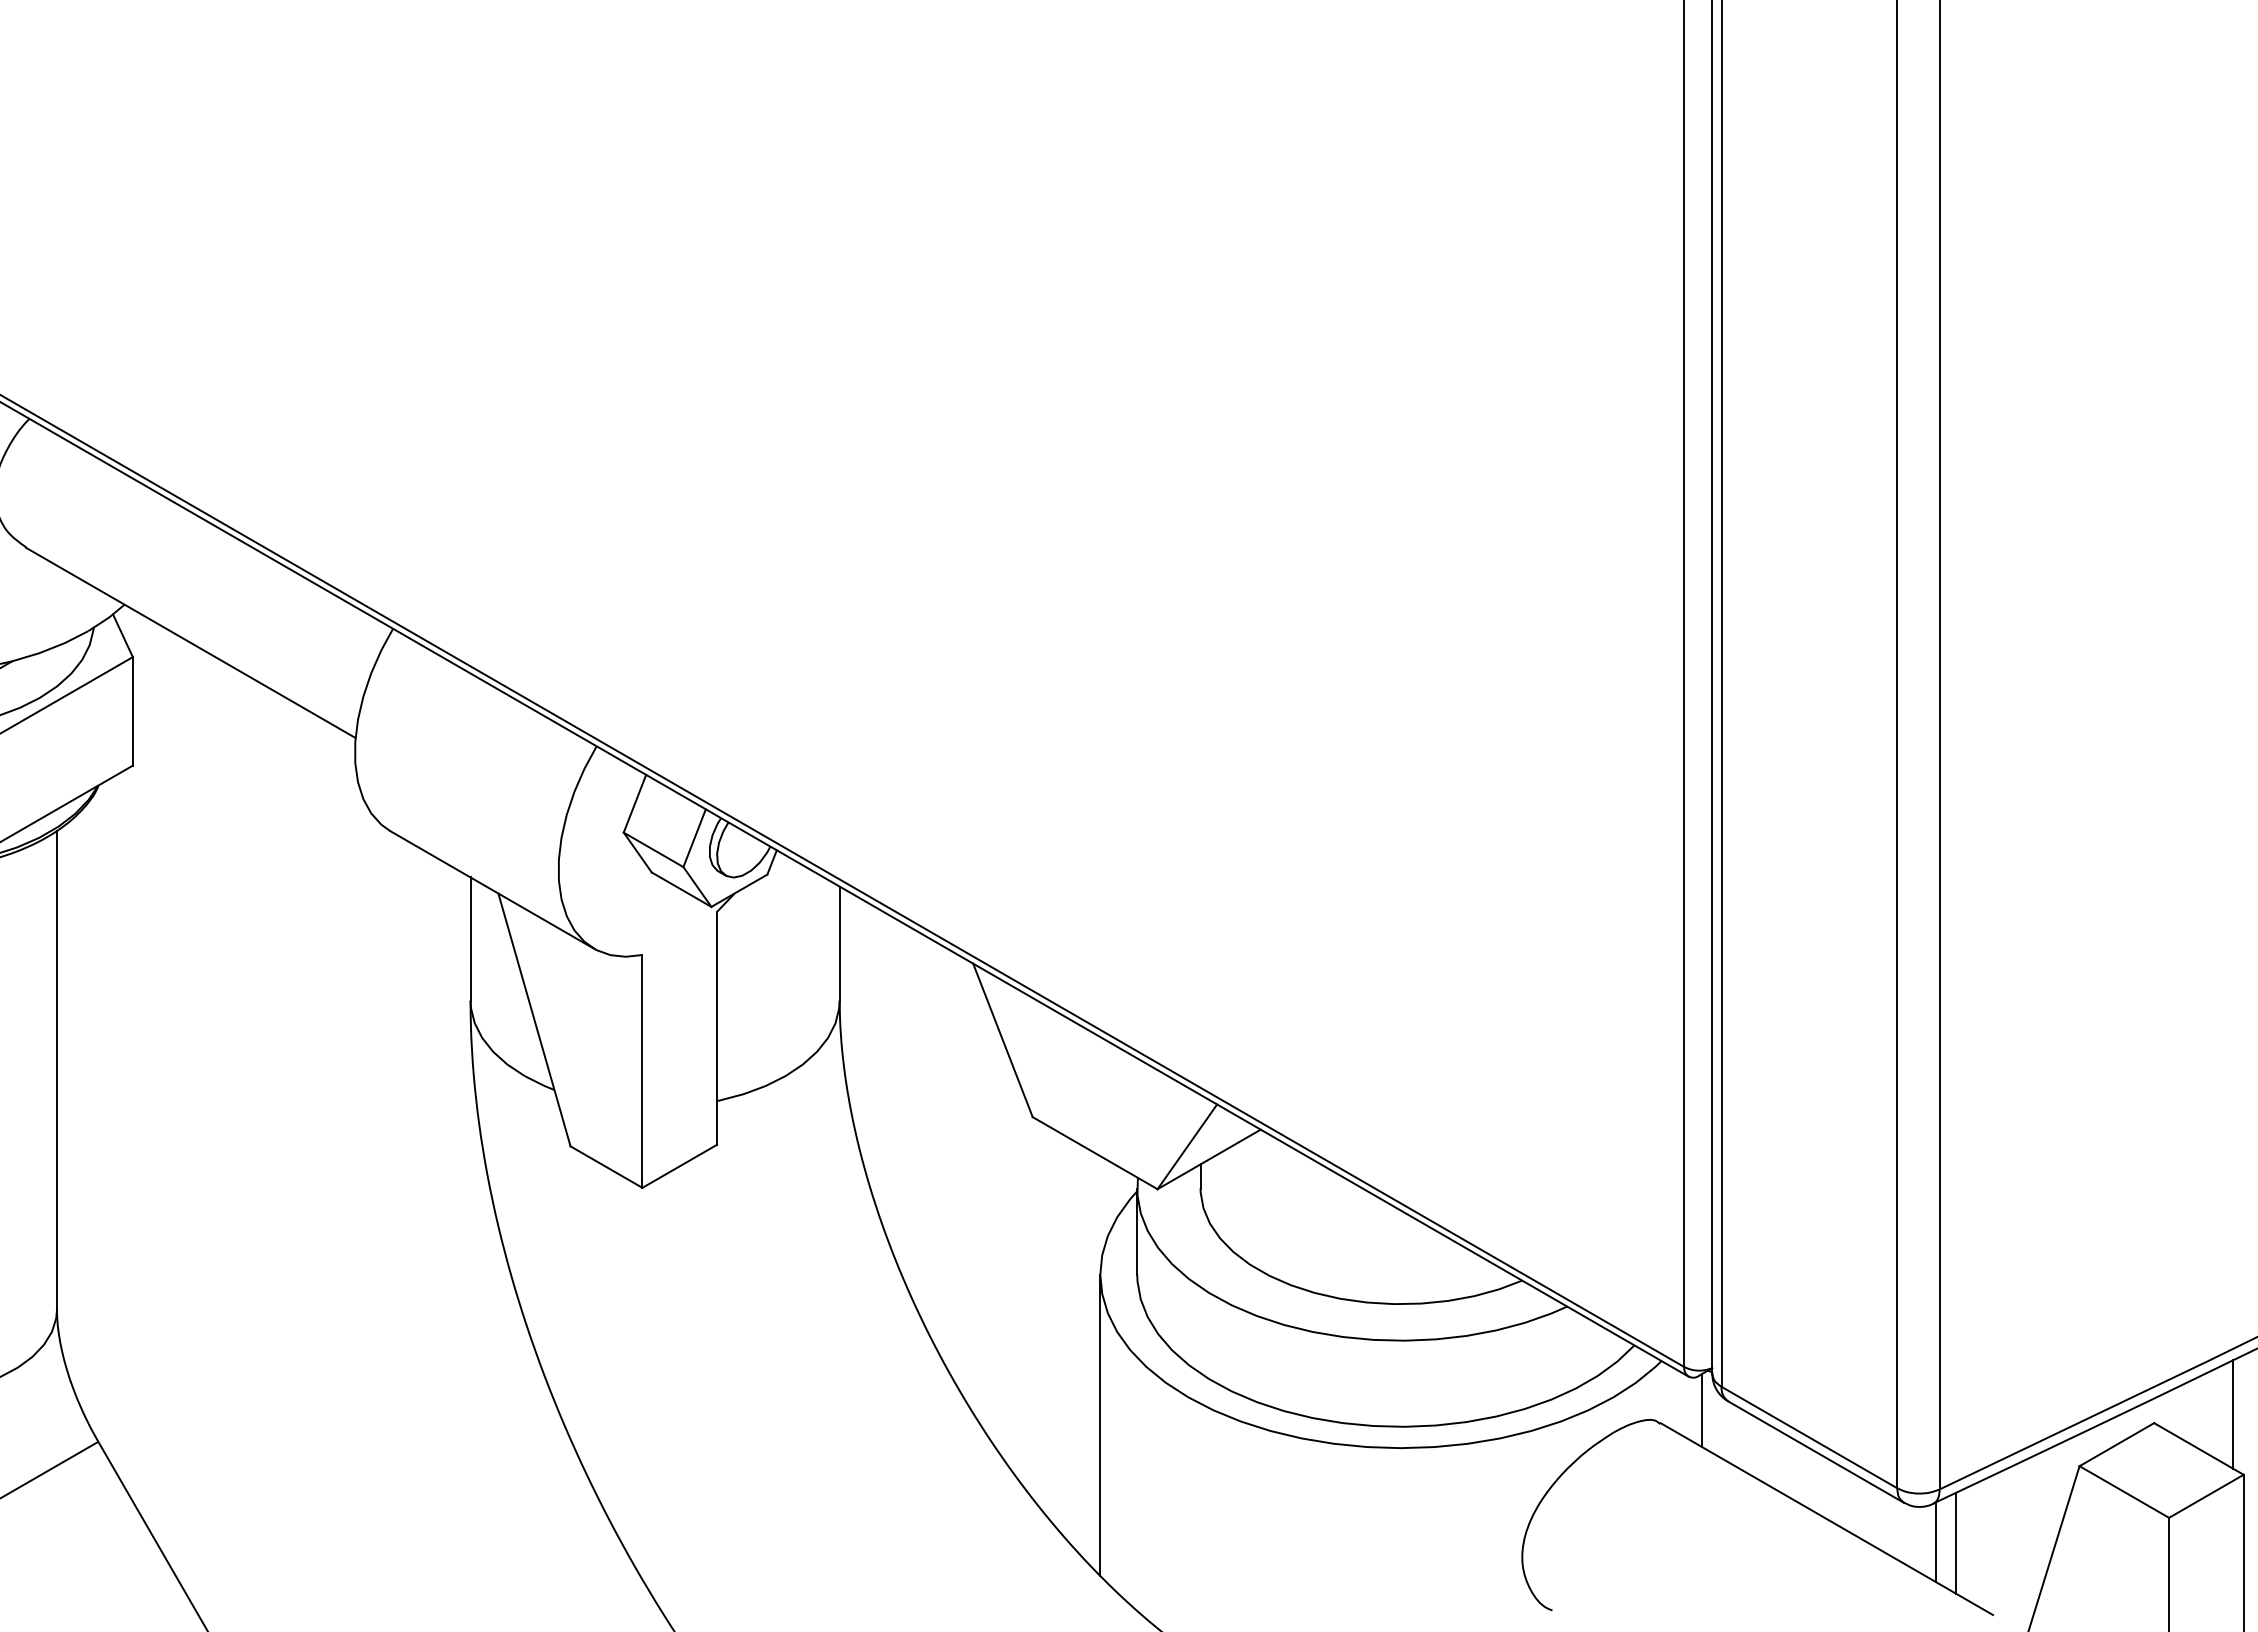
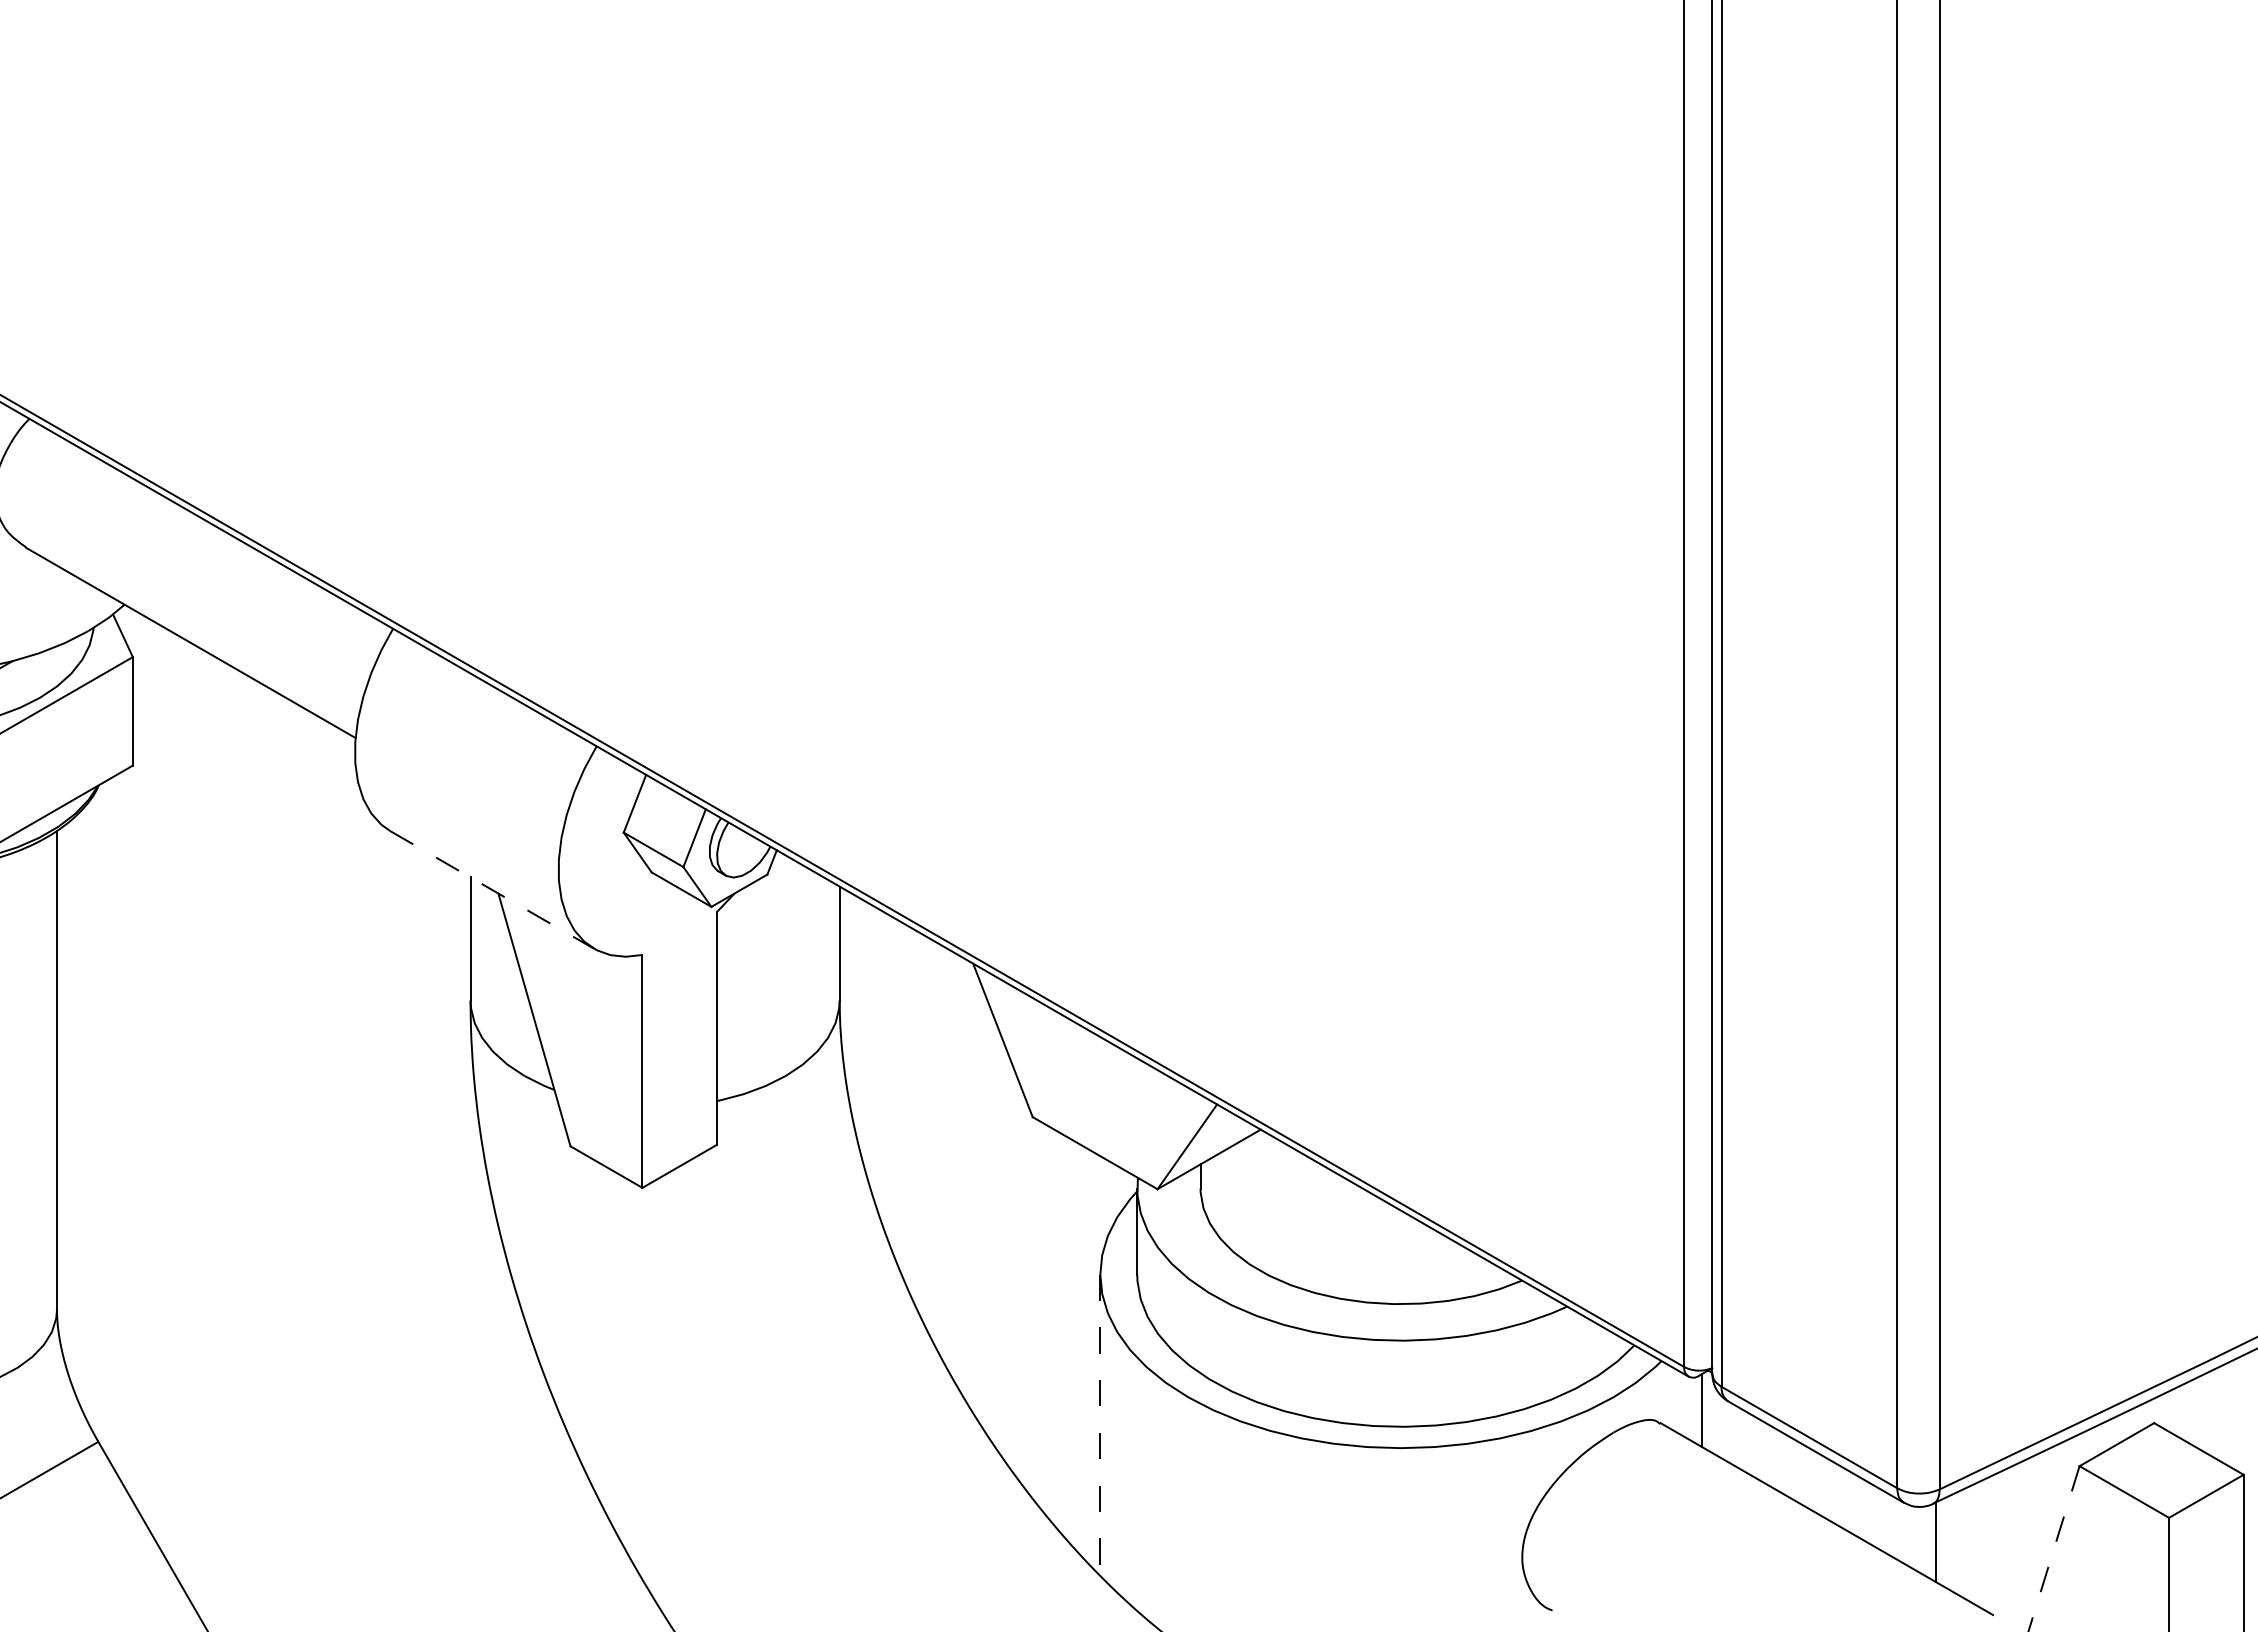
line: solid -> dashed (492, 889)
line: present -> none (2233, 1413)
line: solid -> dashed (1100, 1425)
line: present -> none (1955, 1542)
line: solid -> dashed (2053, 1549)
